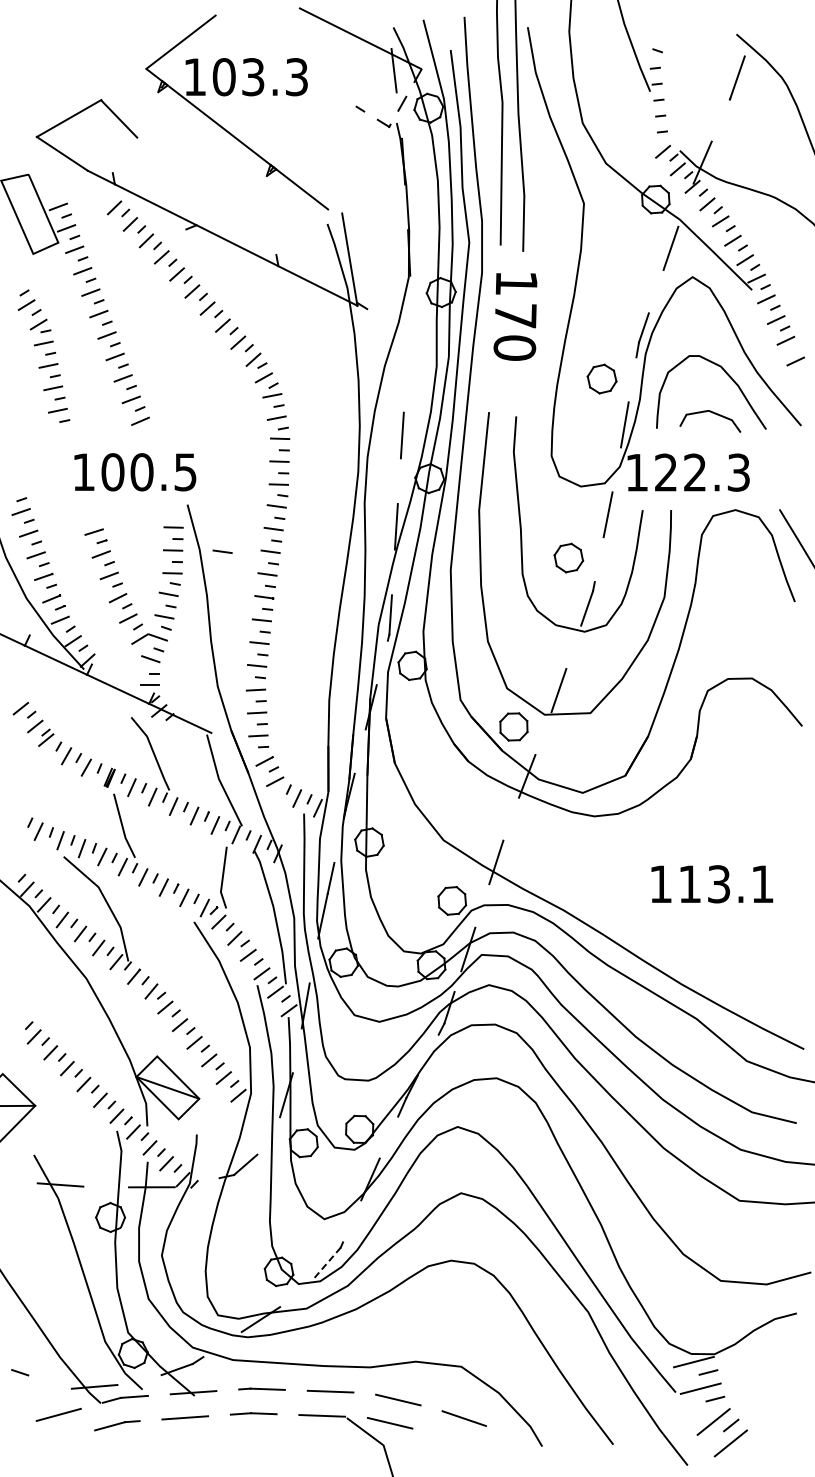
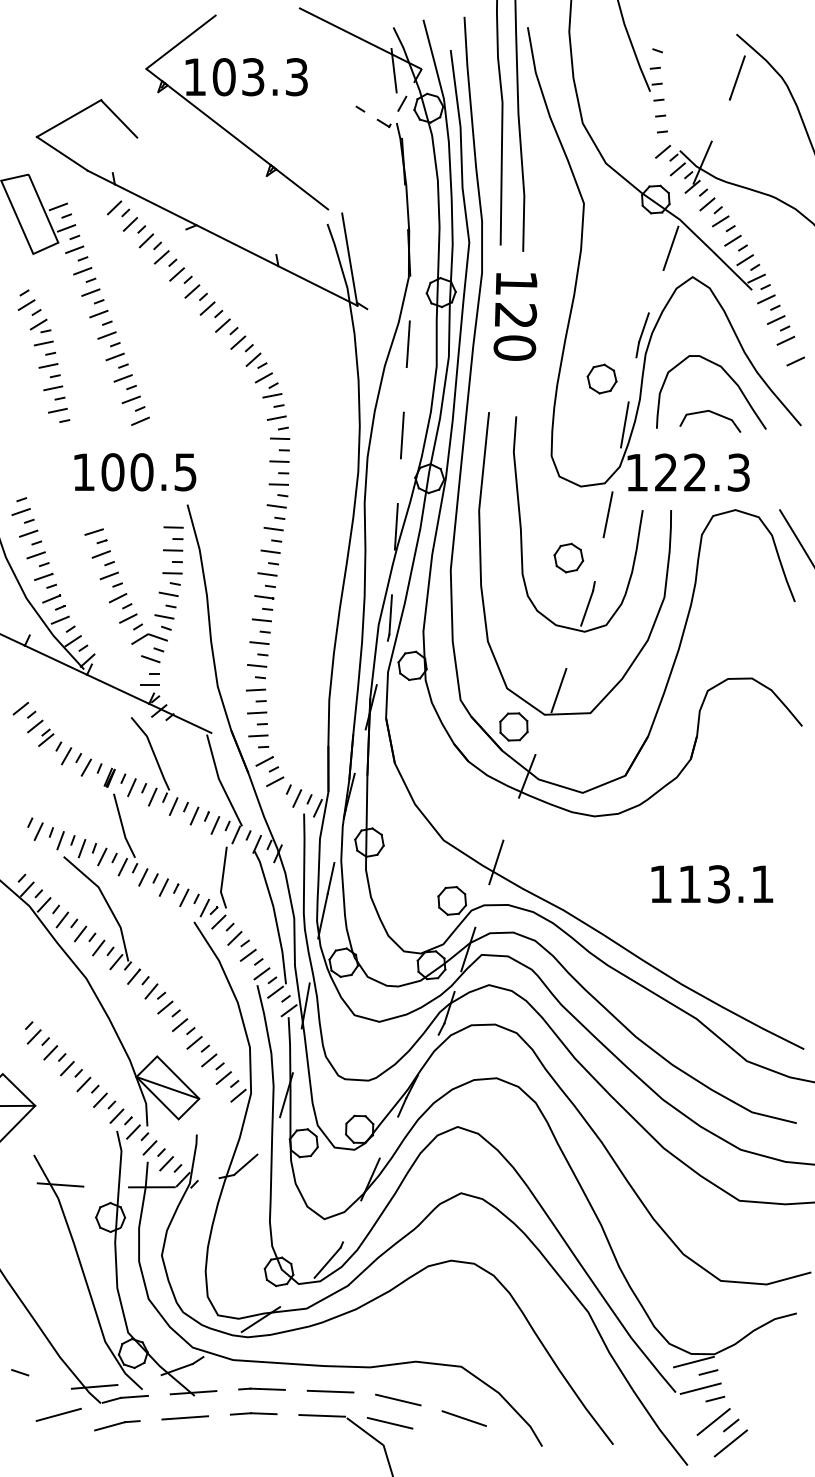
text: 170 -> 120 (516, 315)
line: none -> present (407, 344)
line: present -> none (222, 551)
line: dashed -> solid (327, 1262)
